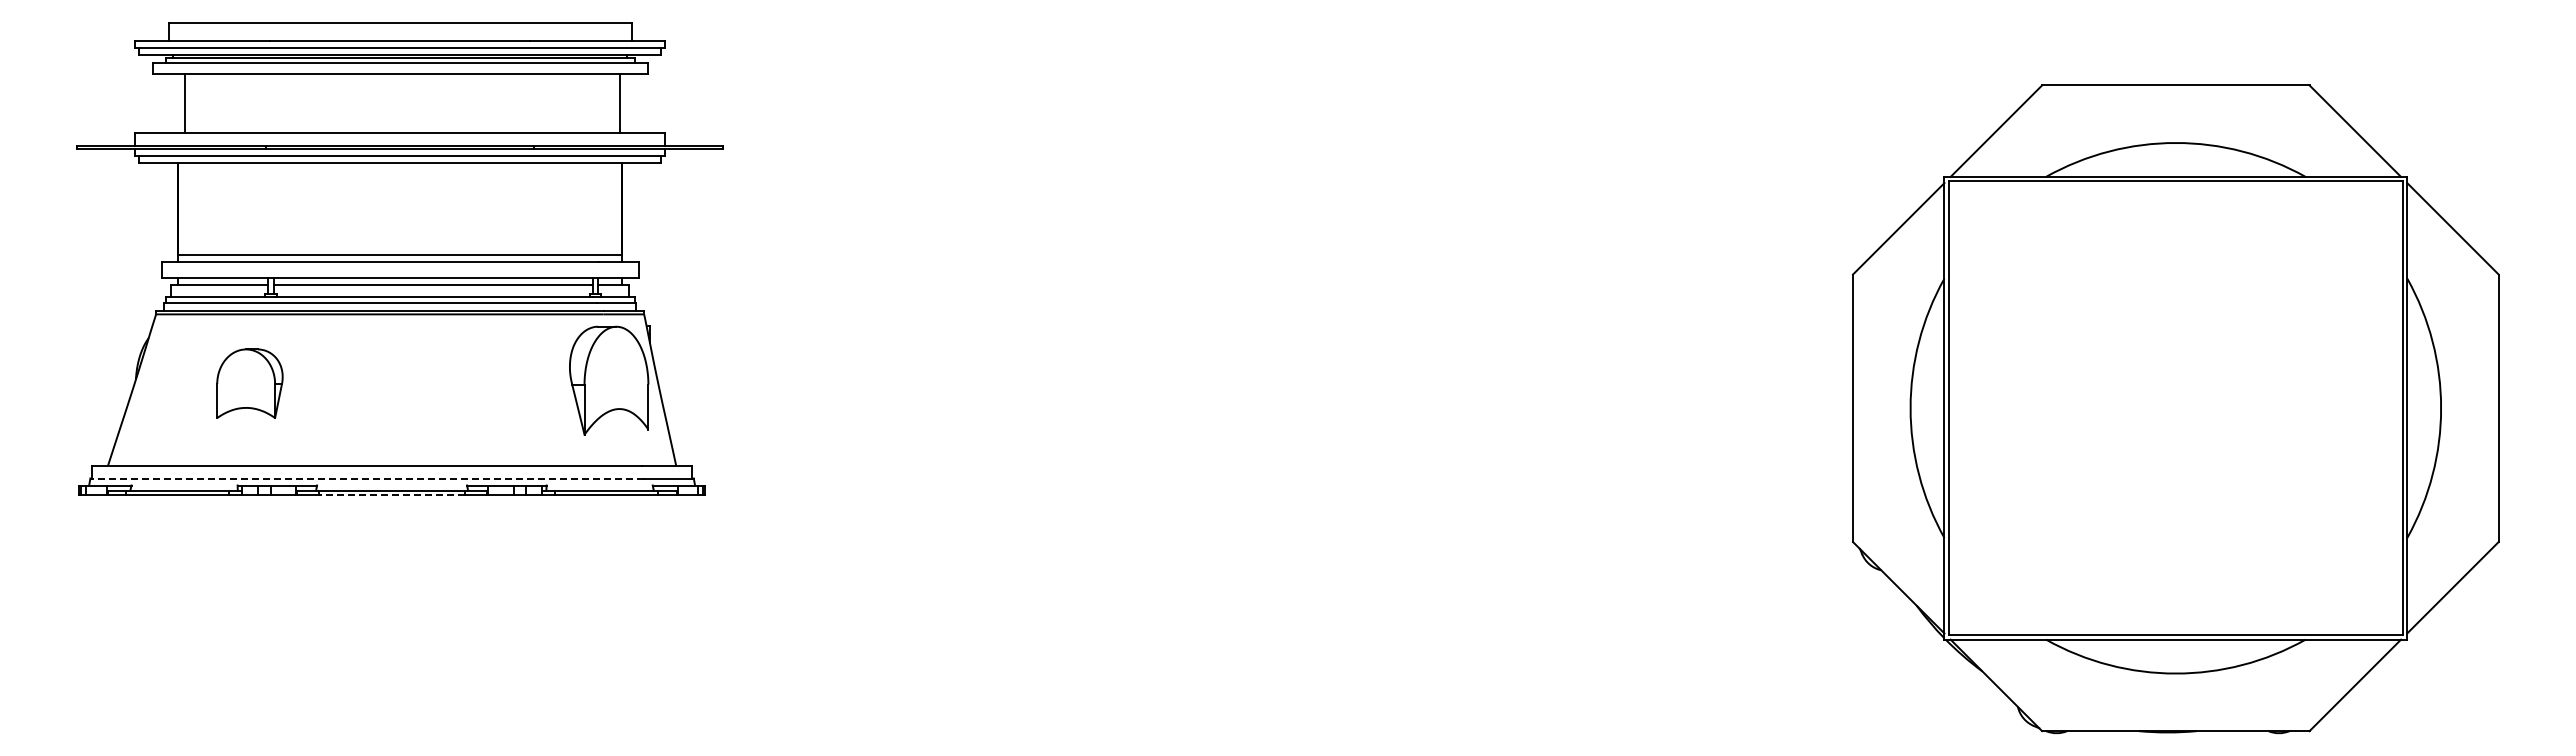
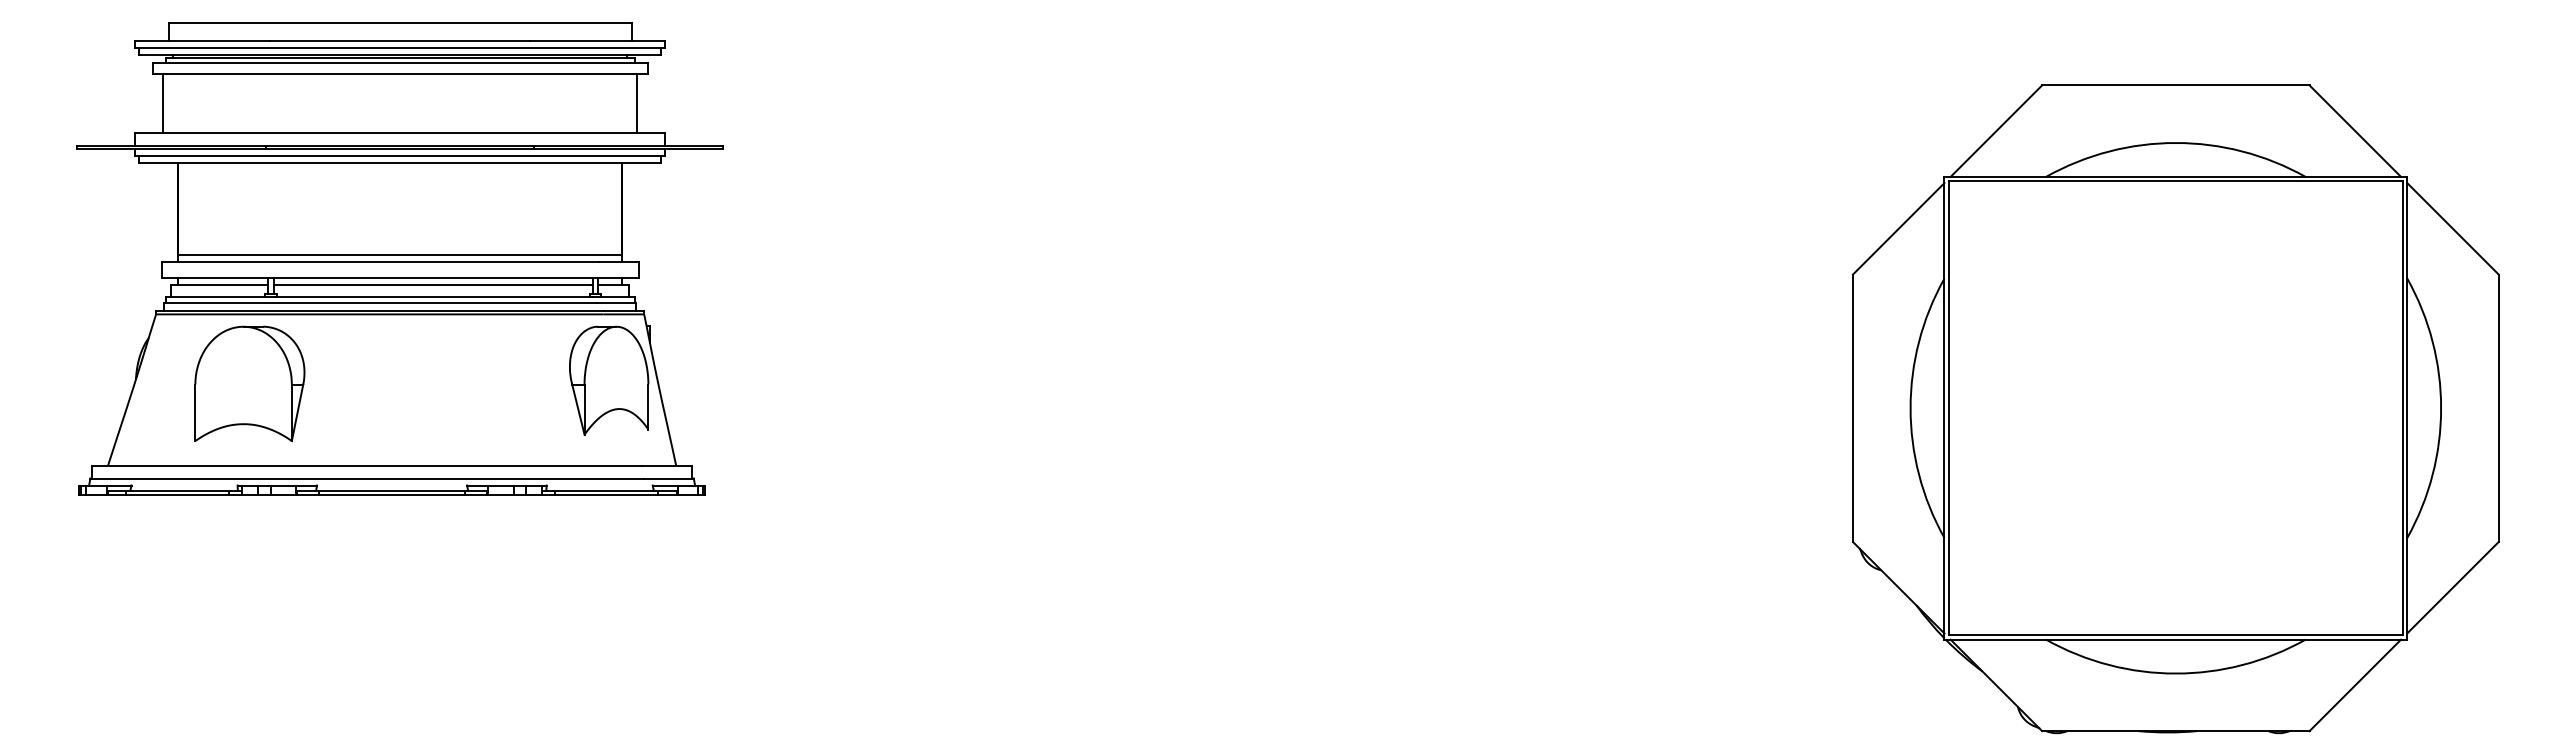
line position: (185, 102) -> (163, 102) (163, 102)
line position: (619, 102) -> (636, 102) (636, 102)
part size: 68x71 px -> 112x117 px (249, 383)
line: dashed -> solid (367, 478)
line: dashed -> solid (391, 495)
